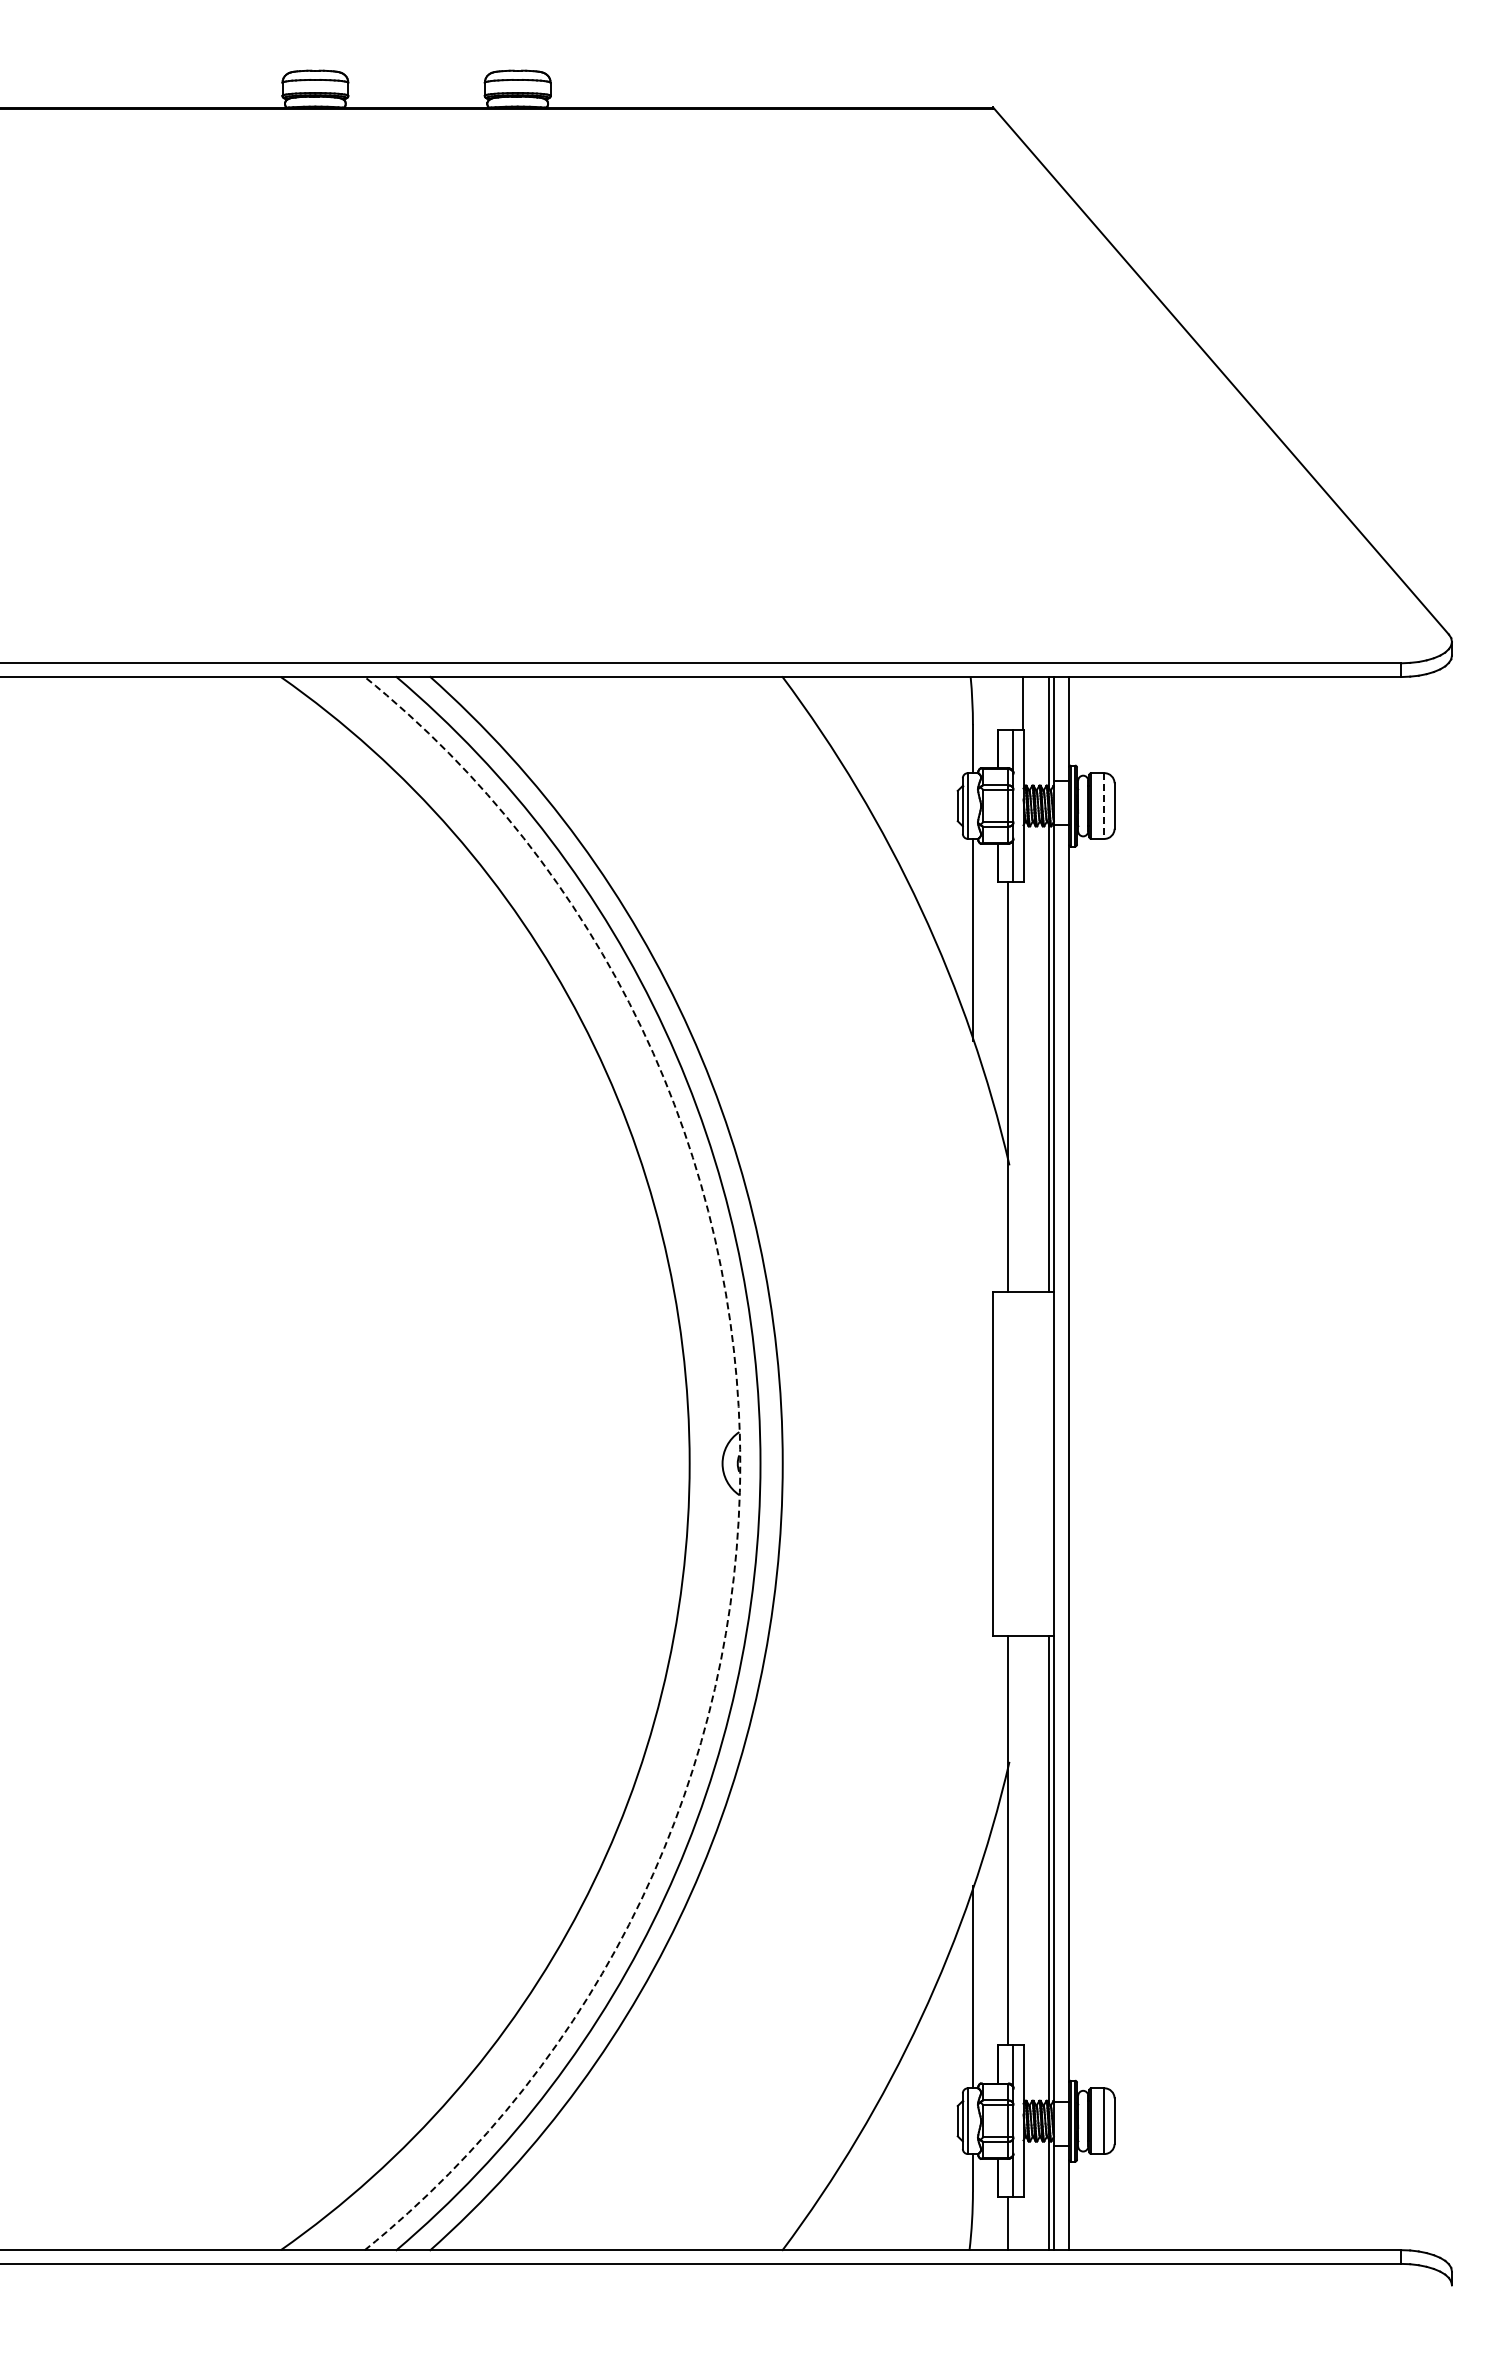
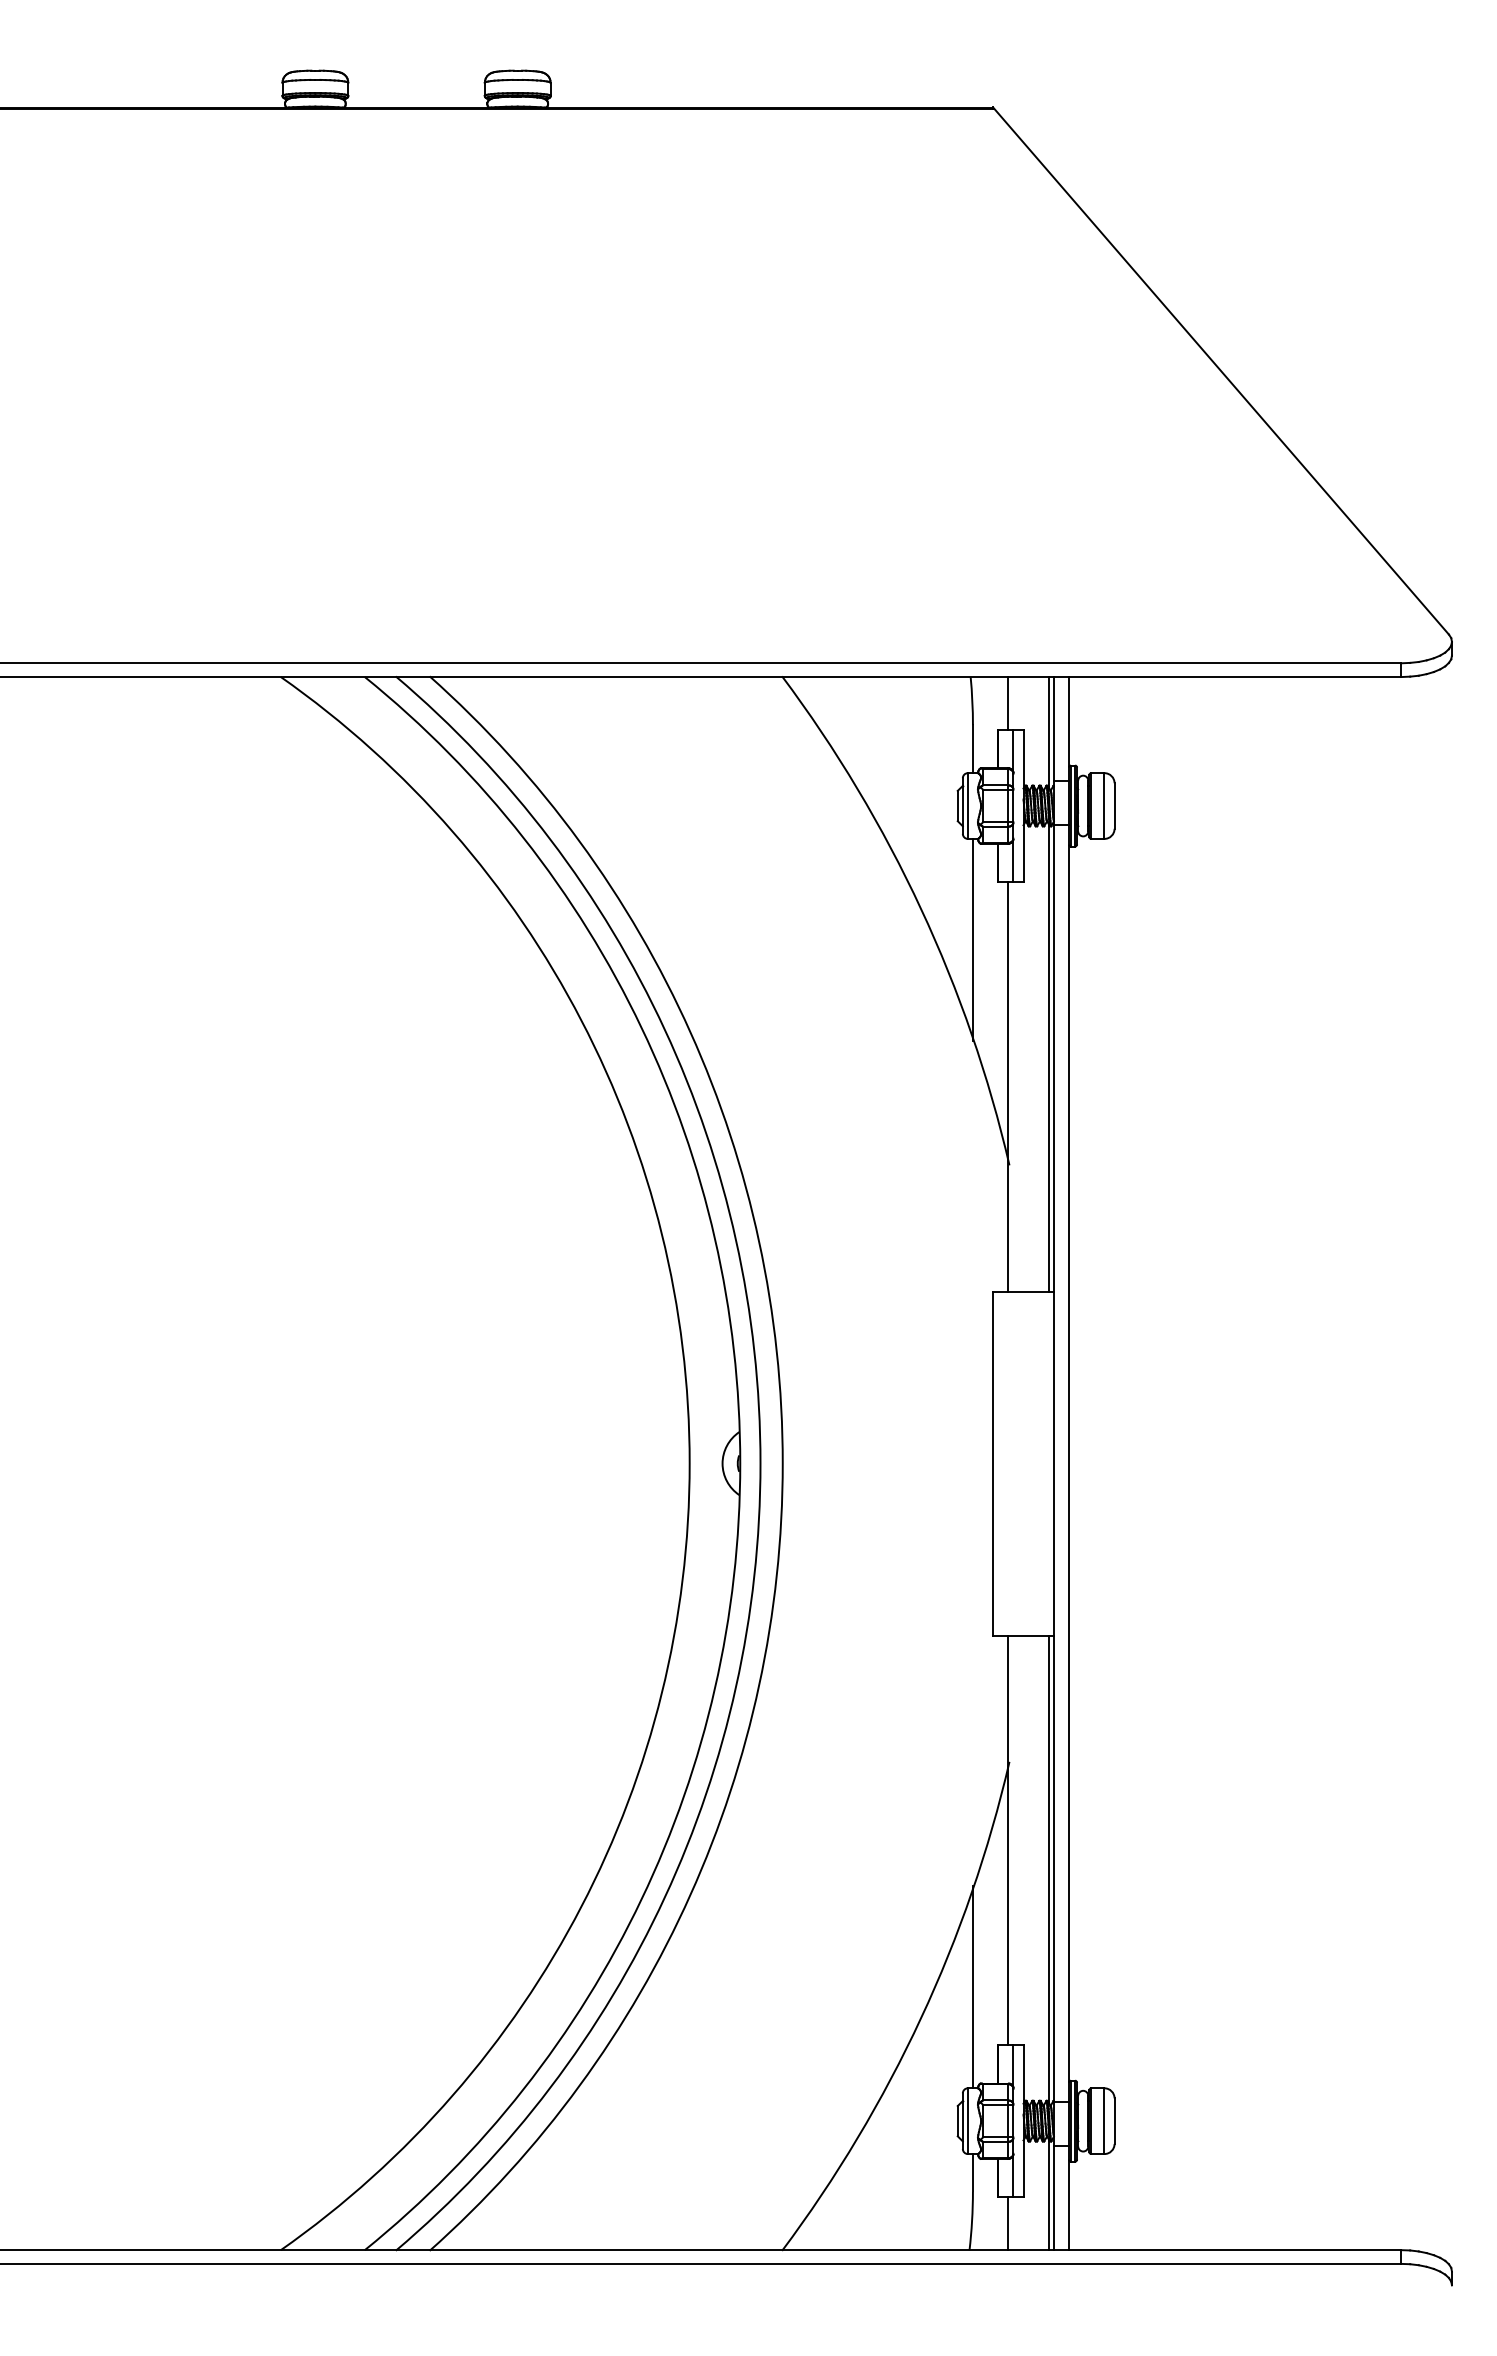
line position: (1023, 703) -> (1008, 703) (1008, 703)
line: dashed -> solid (1104, 806)
arc: dashed -> solid (740, 1463)
